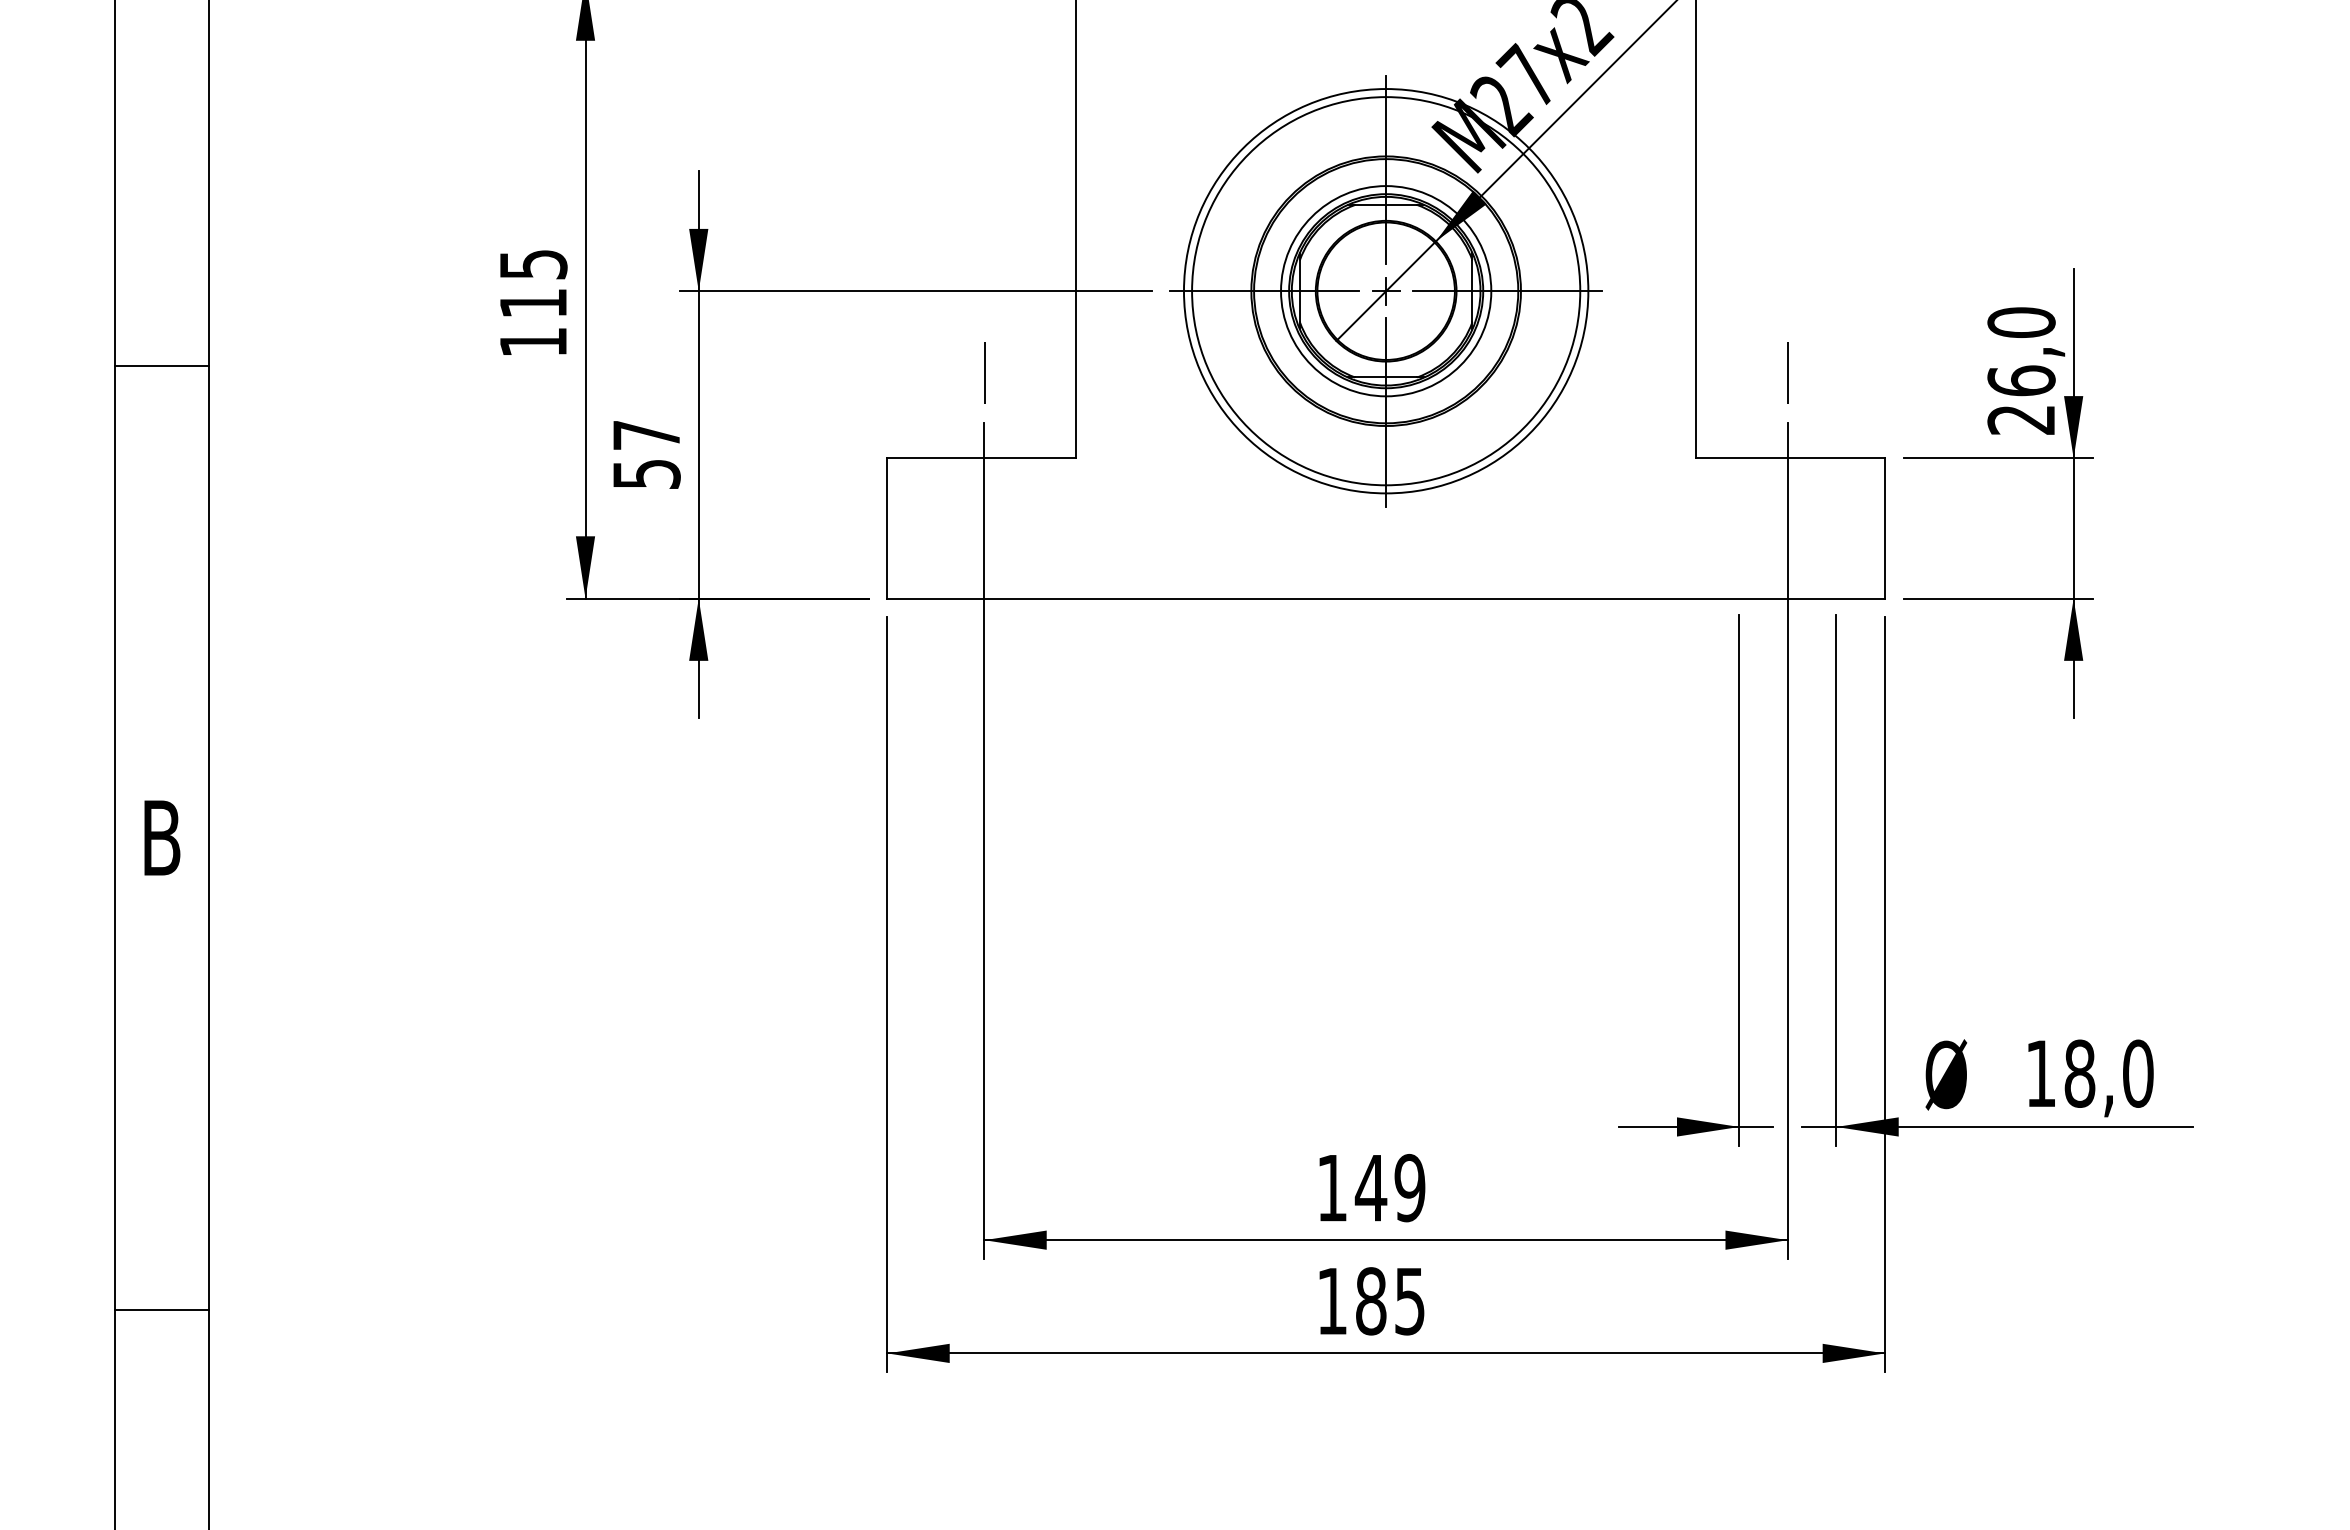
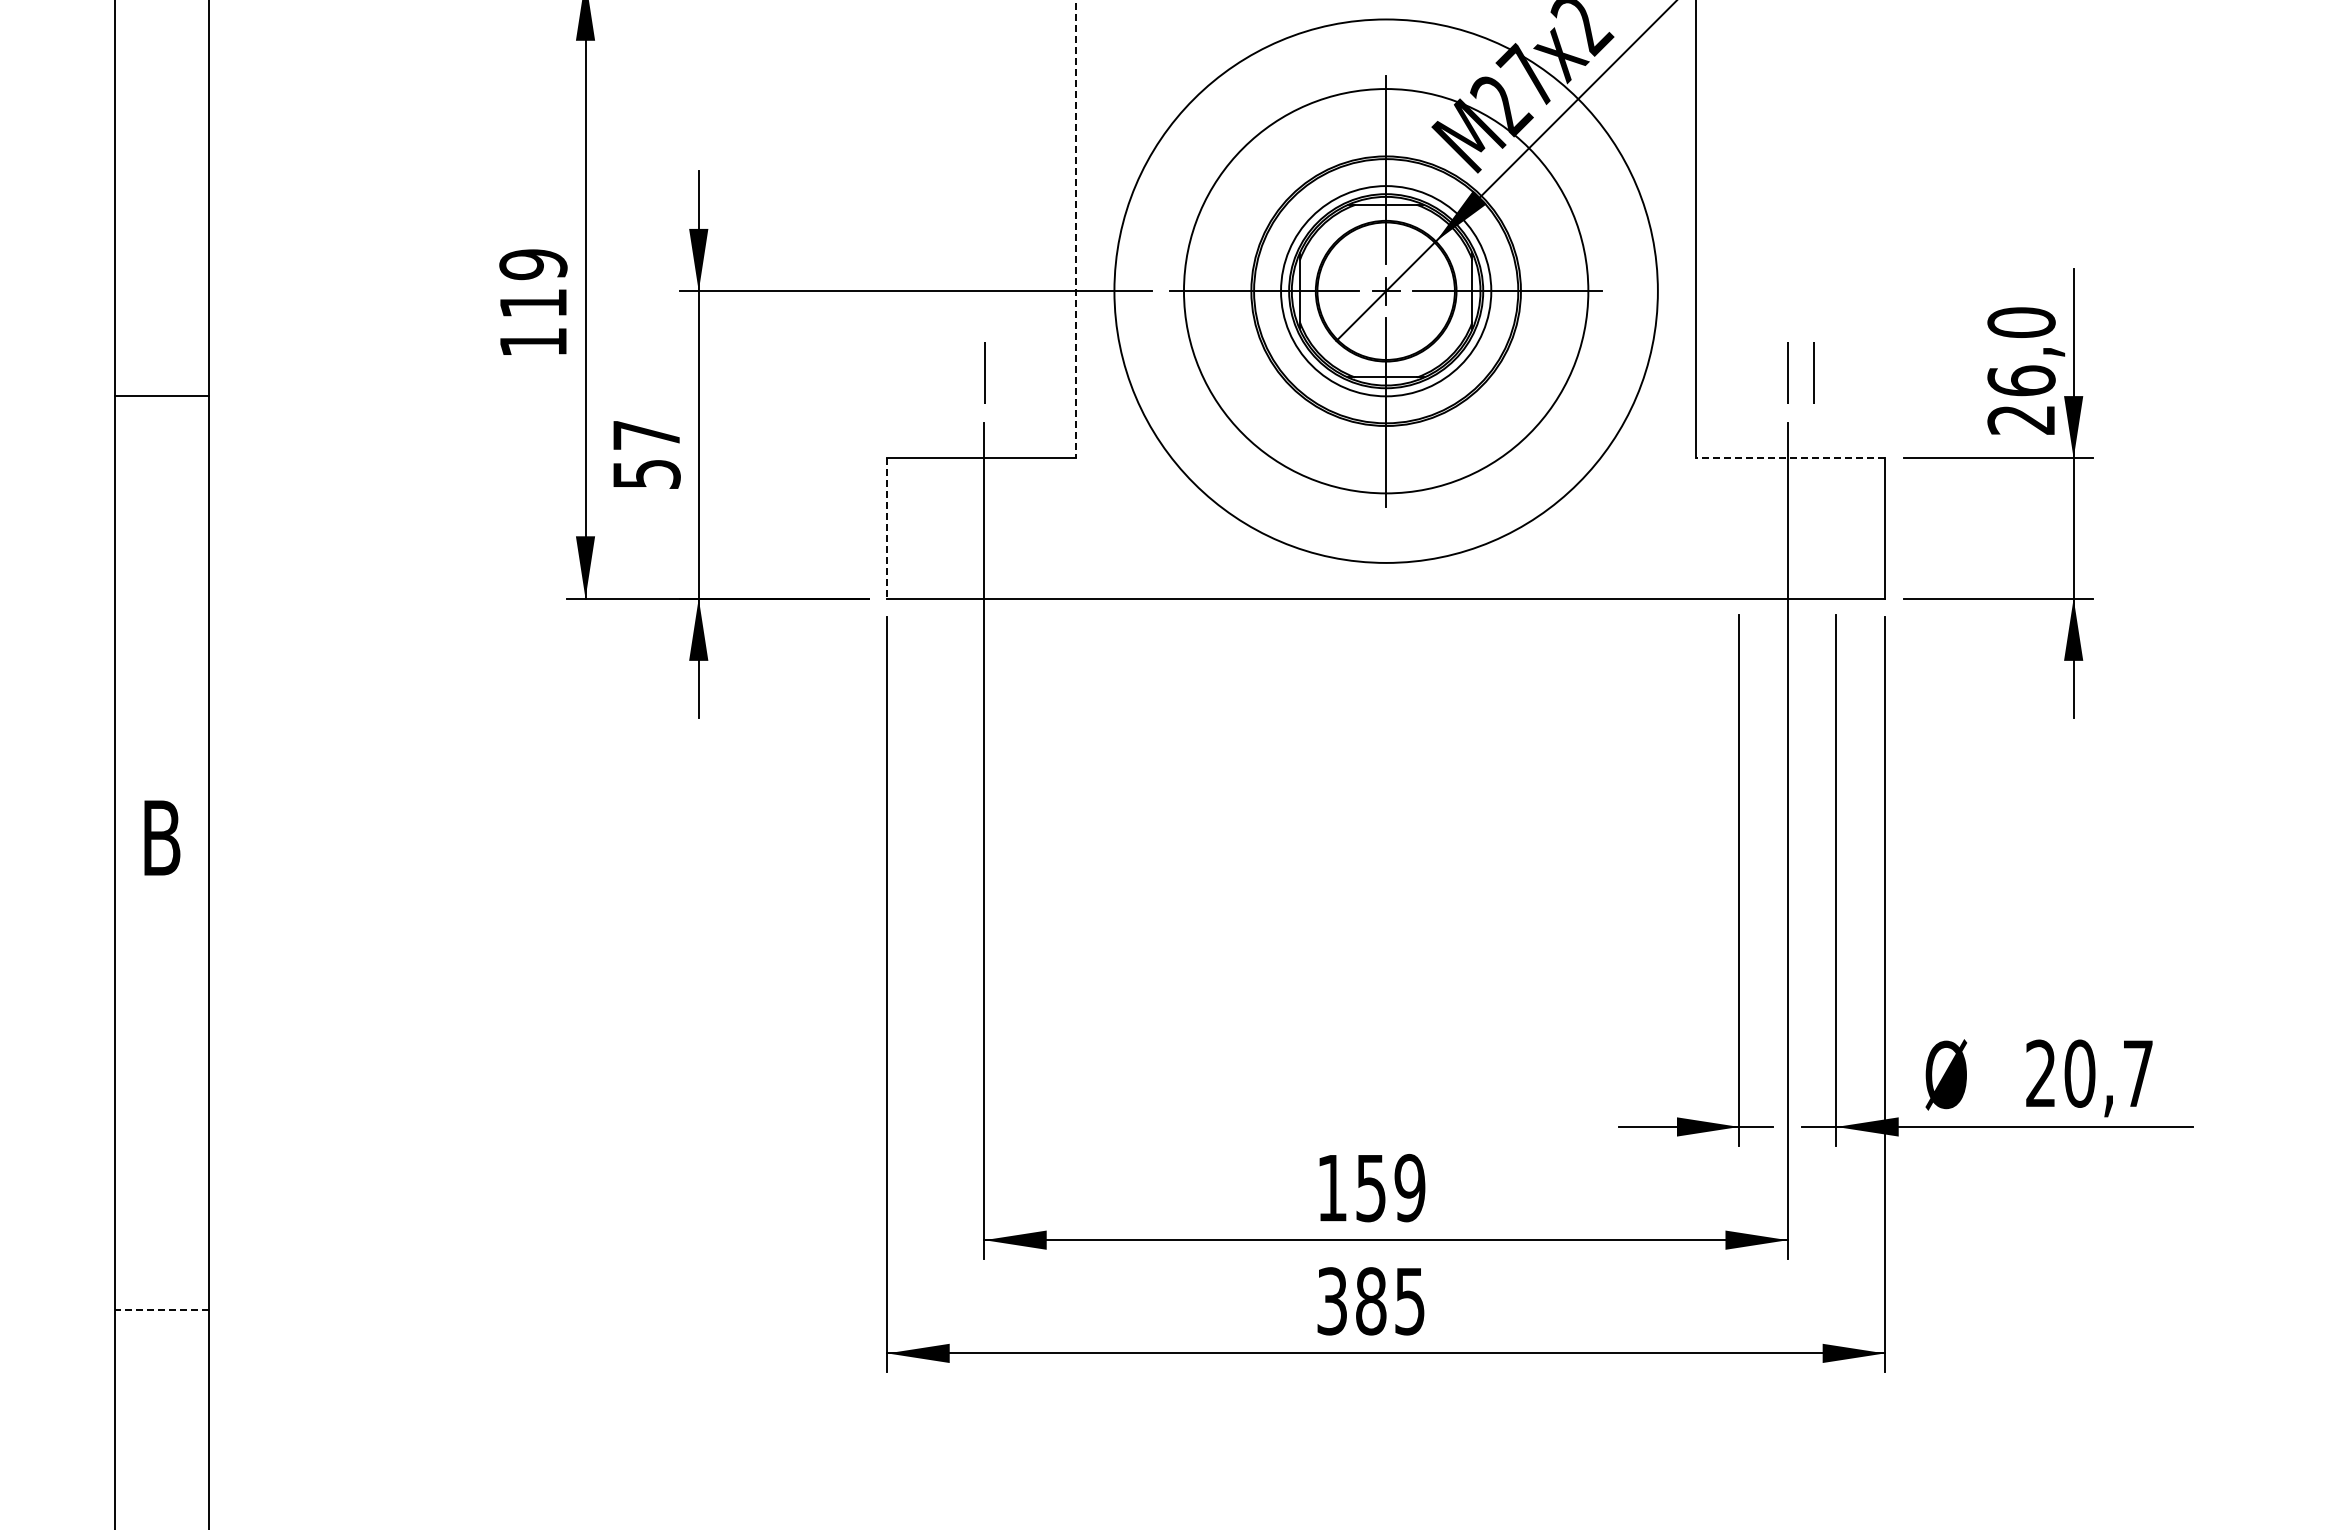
line: solid -> dashed (1076, 229)
text: 115 -> 119 (533, 264)
circle diameter: 388 px -> 543 px (1385, 290)
line position: (161, 366) -> (161, 396) (161, 396)
line: none -> present (1813, 372)
line: solid -> dashed (1790, 458)
line: solid -> dashed (887, 528)
text: 18,0 -> 20,7 (2089, 1073)
text: 149 -> 159 (1370, 1188)
text: 185 -> 385 (1331, 1301)
line: solid -> dashed (161, 1310)
